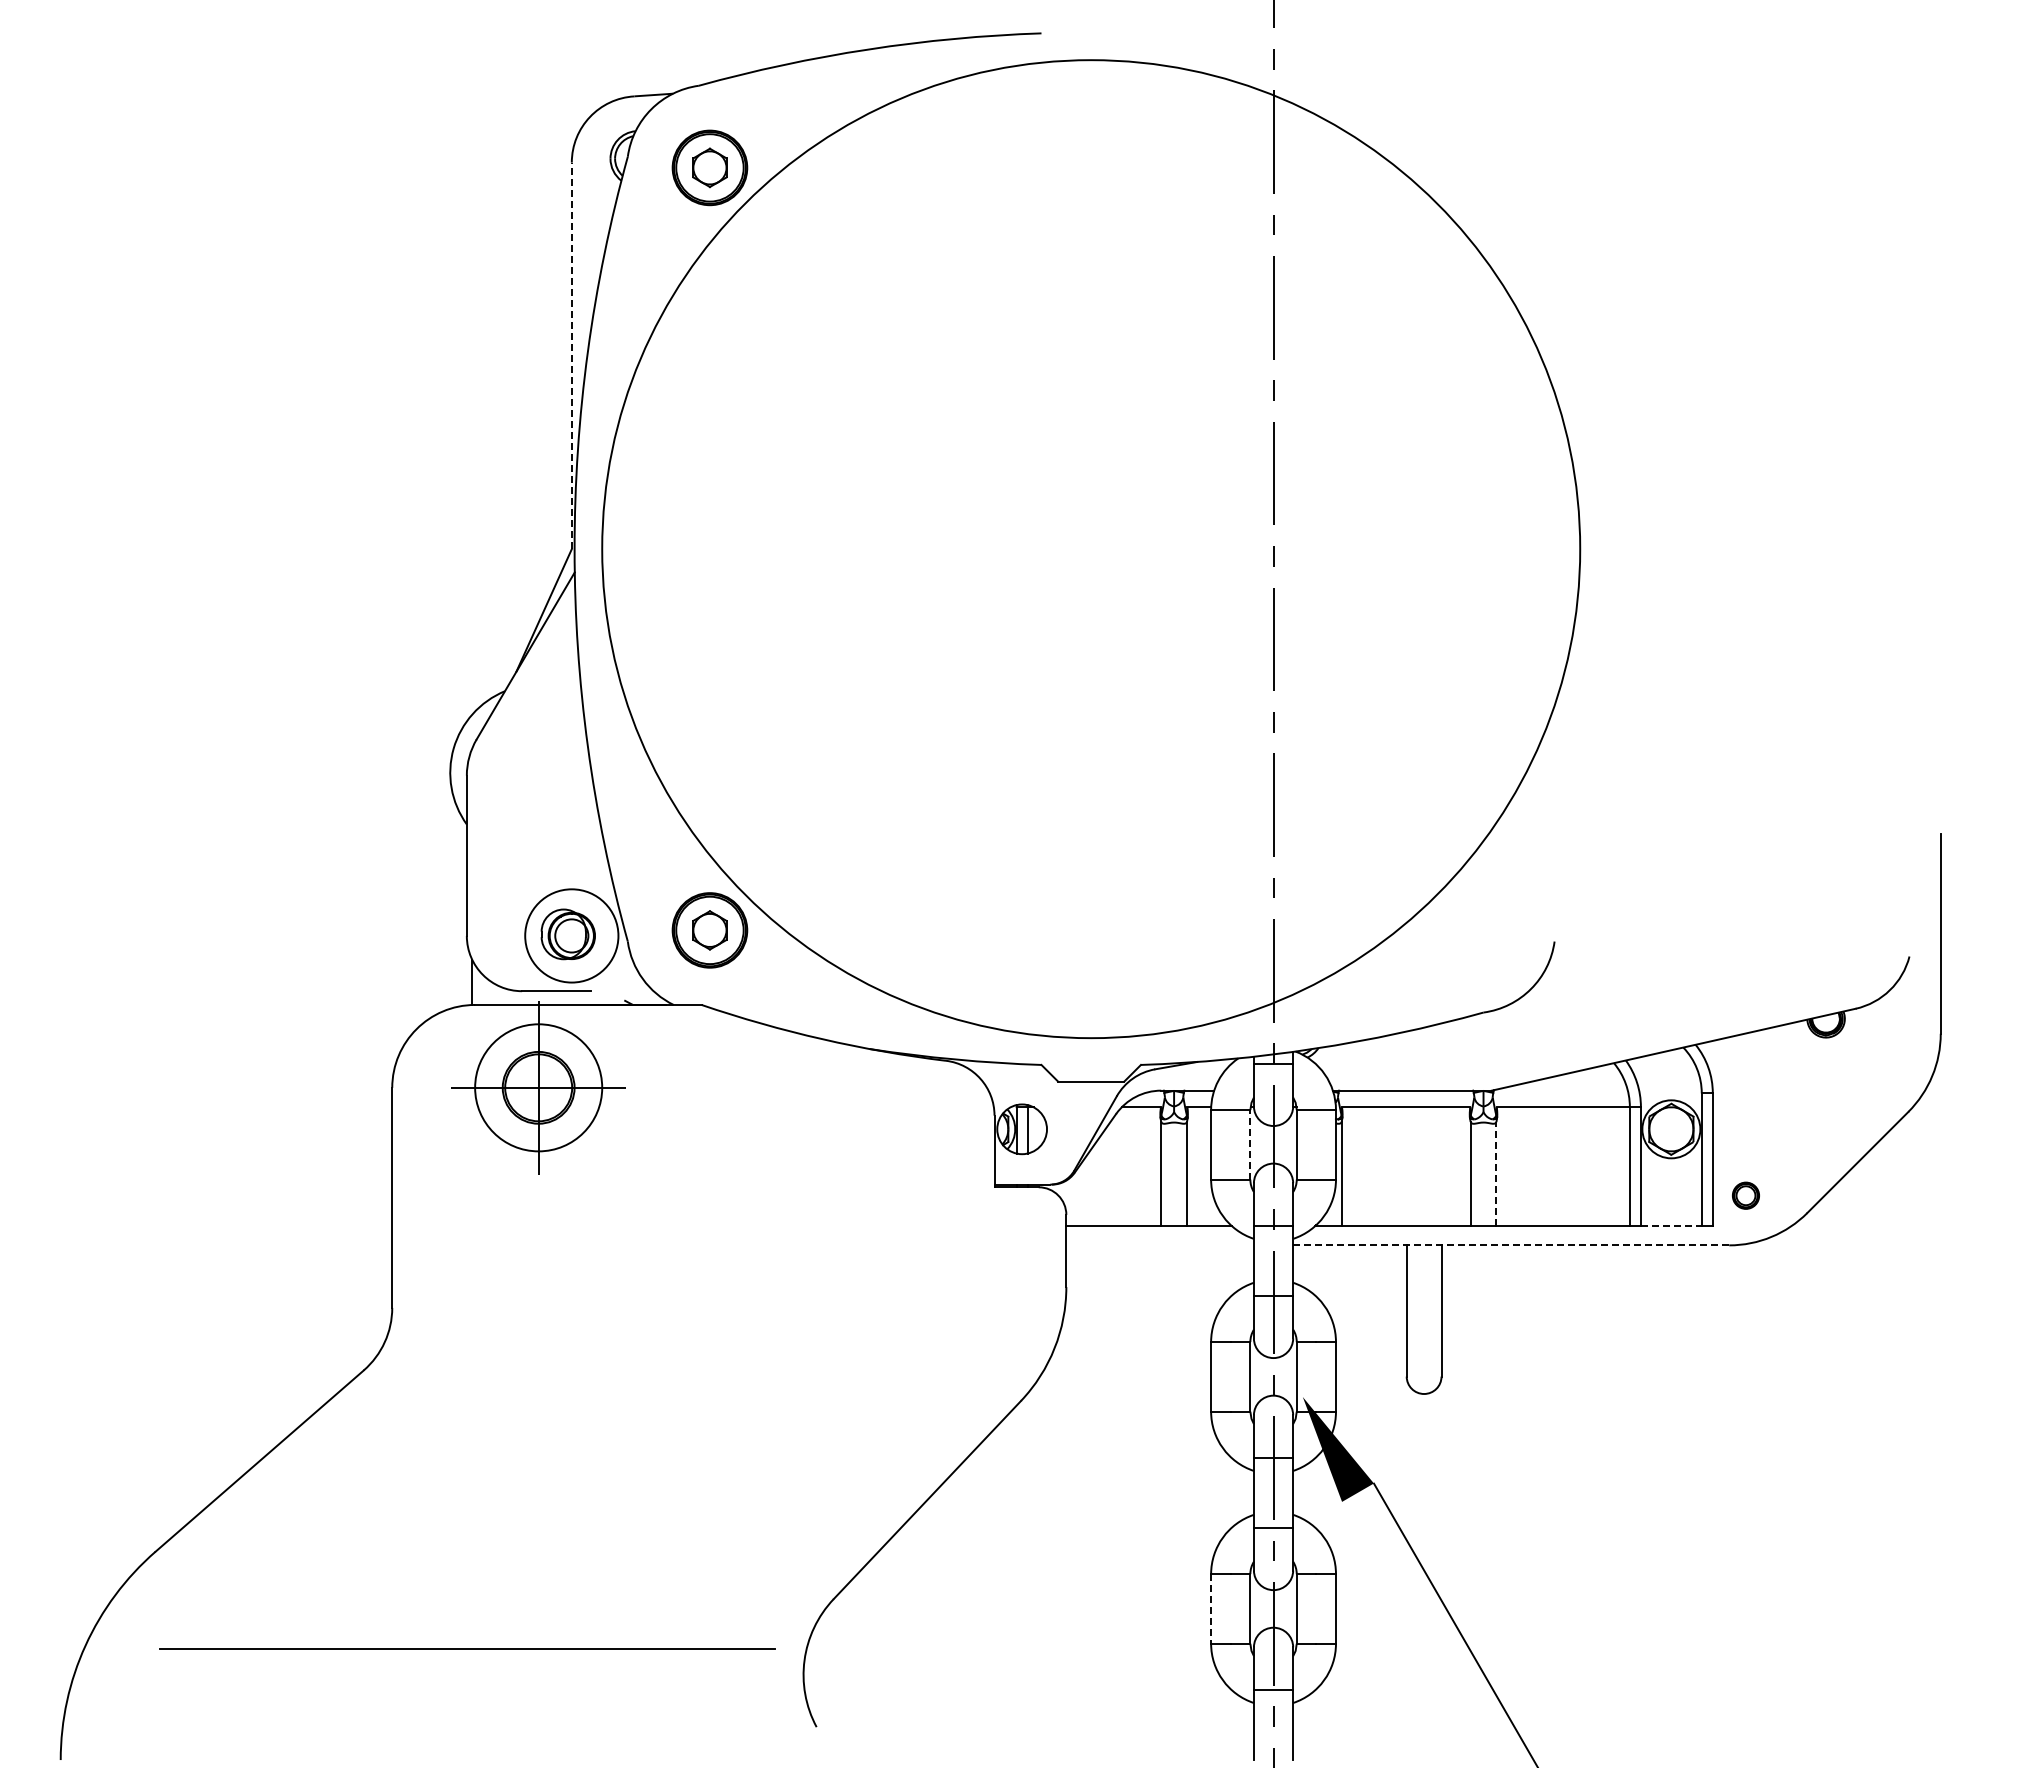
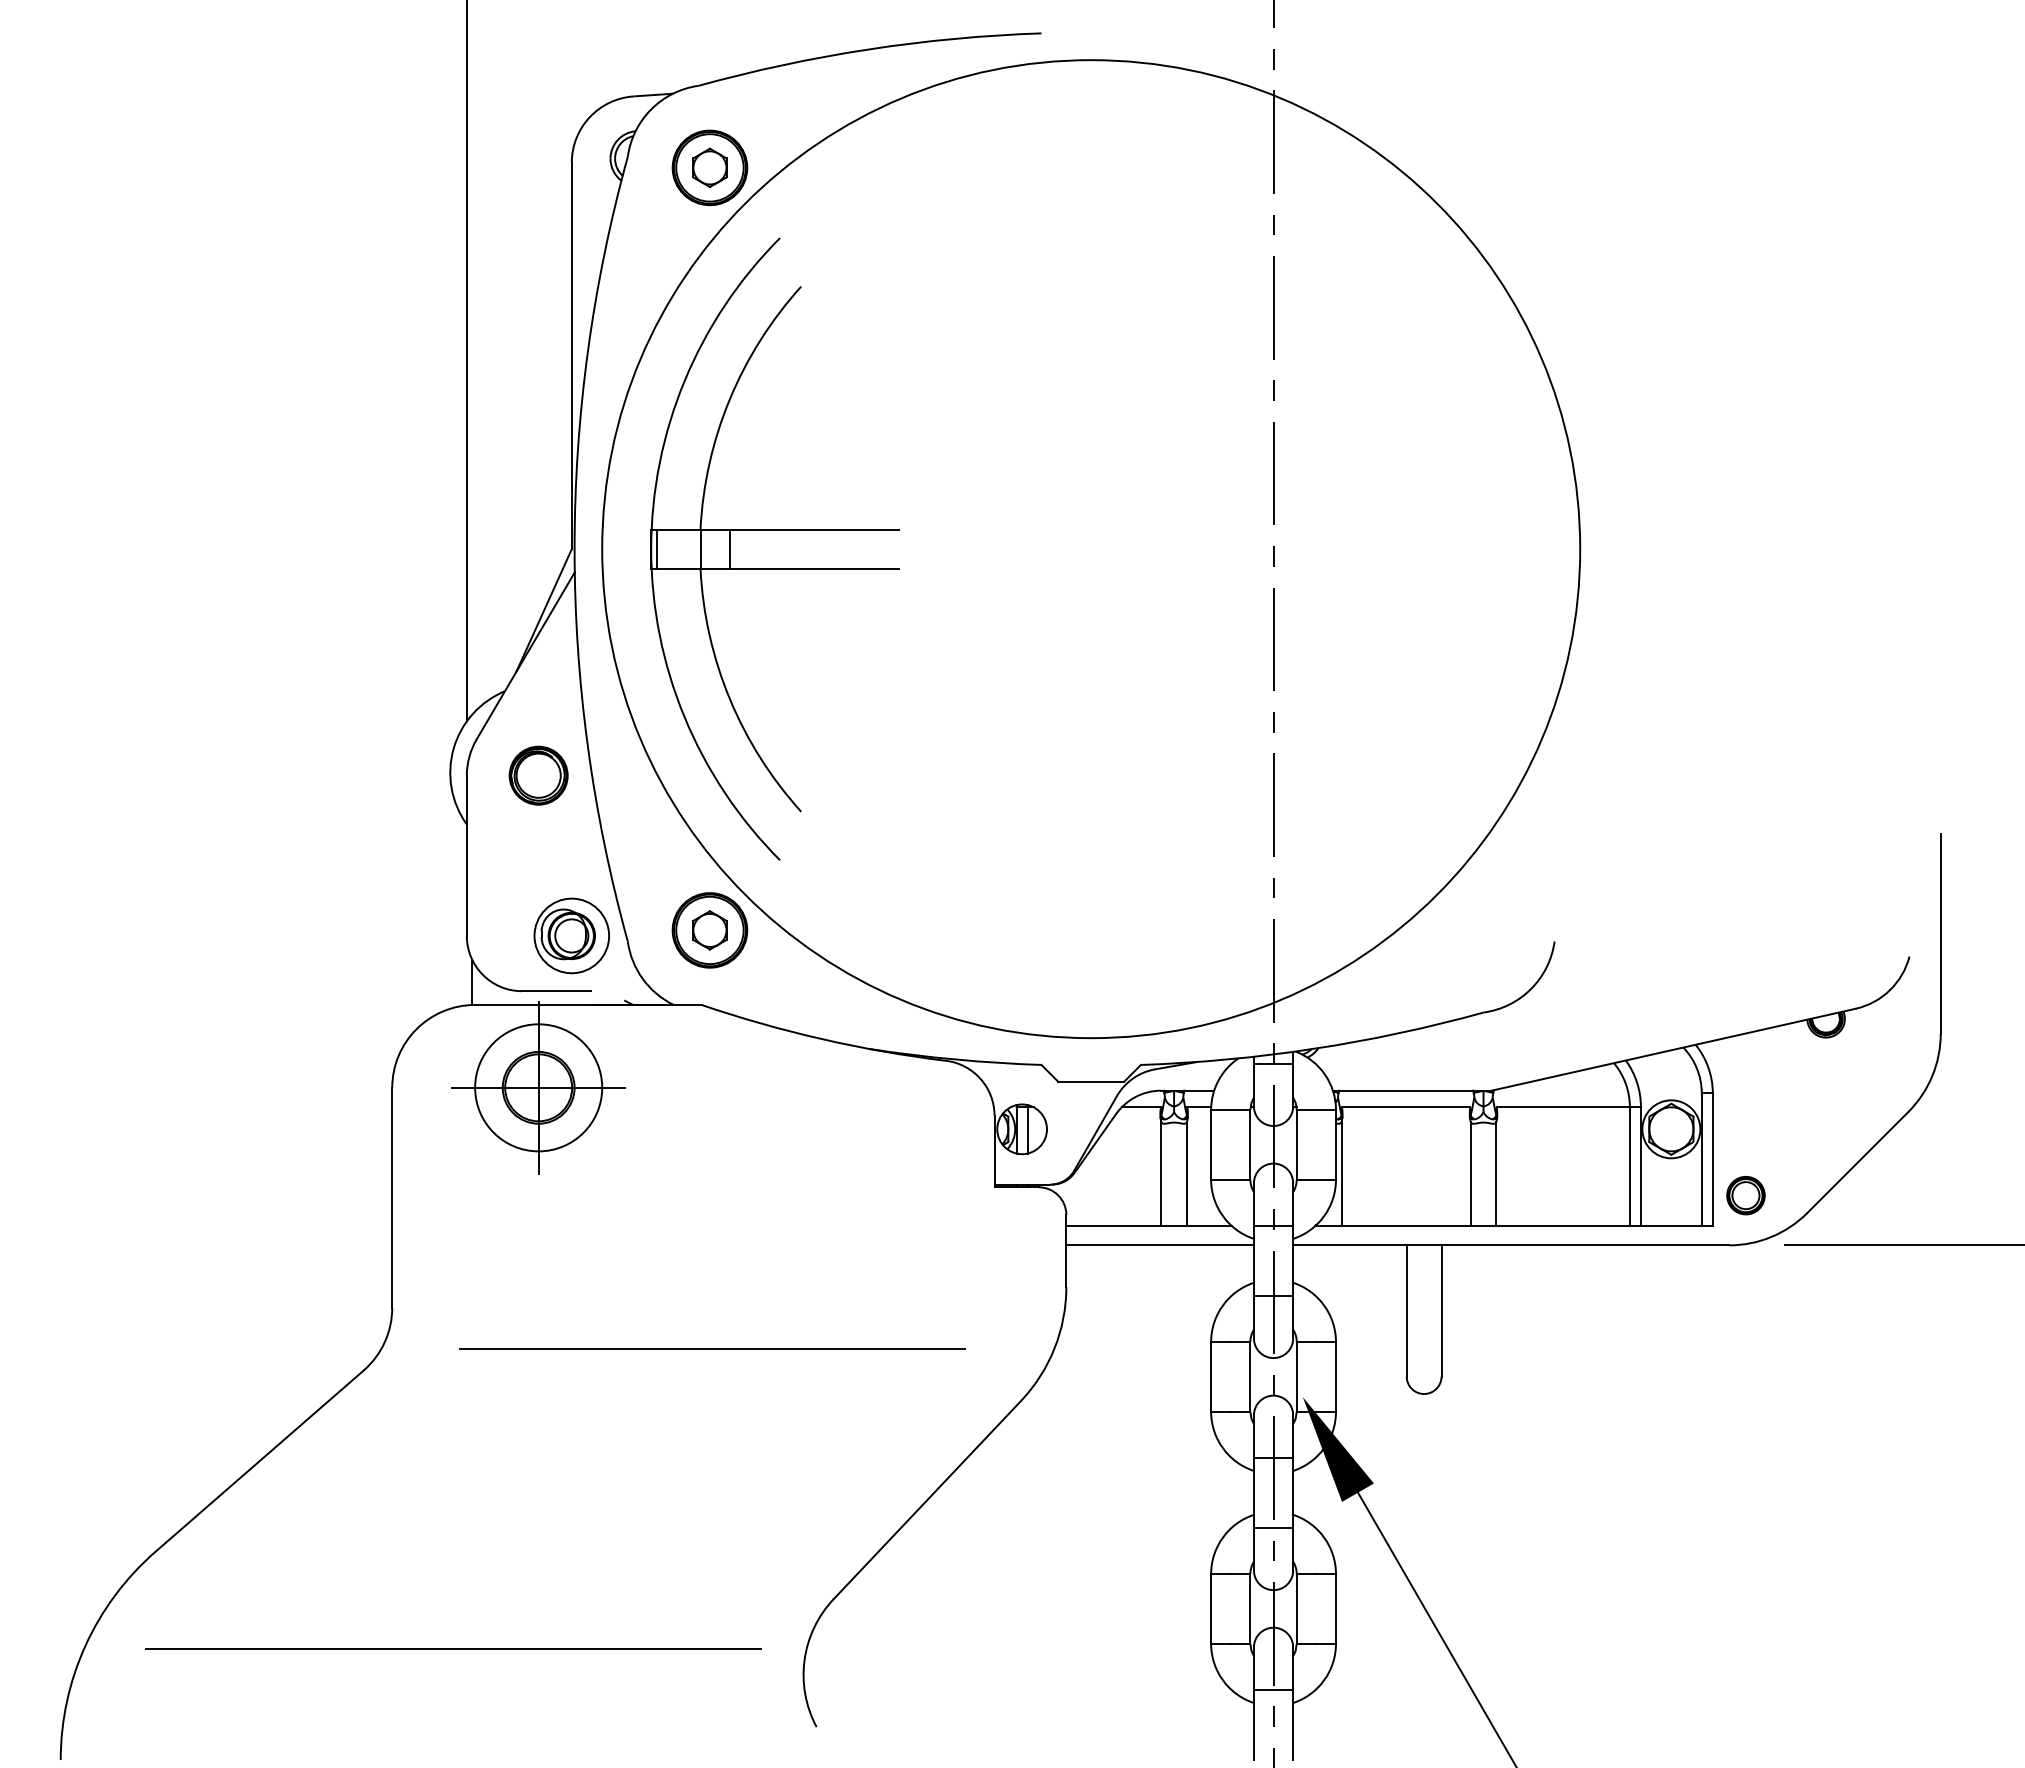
line: dashed -> solid (571, 355)
line: none -> present (466, 361)
part: none -> present (774, 530)
part: none -> present (538, 775)
circle diameter: 93 px -> 75 px (571, 935)
line: dashed -> solid (1250, 1144)
line: dashed -> solid (1496, 1174)
part size: 28x29 px -> 40x40 px (1745, 1195)
line: dashed -> solid (1671, 1226)
line: none -> present (1159, 1245)
line: dashed -> solid (1510, 1245)
line: none -> present (1902, 1245)
line: none -> present (712, 1348)
line: dashed -> solid (1211, 1608)
line position: (1455, 1623) -> (1436, 1628) (1436, 1628)
line position: (467, 1648) -> (453, 1648) (453, 1648)
